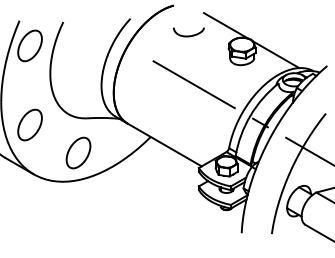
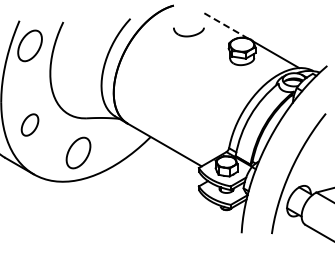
line: solid -> dashed (226, 25)
line: present -> none (241, 111)
part size: 26x34 px -> 20x24 px (29, 124)
